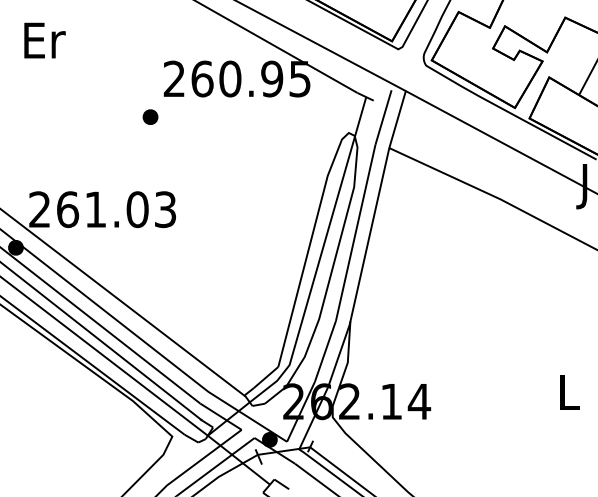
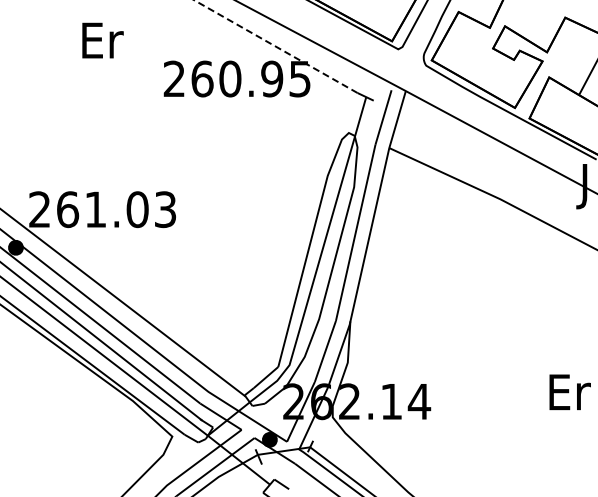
text position: (44, 40) -> (102, 40) (102, 40)
line: solid -> dashed (275, 46)
part: present -> none (150, 116)
text: L -> Er (569, 392)
